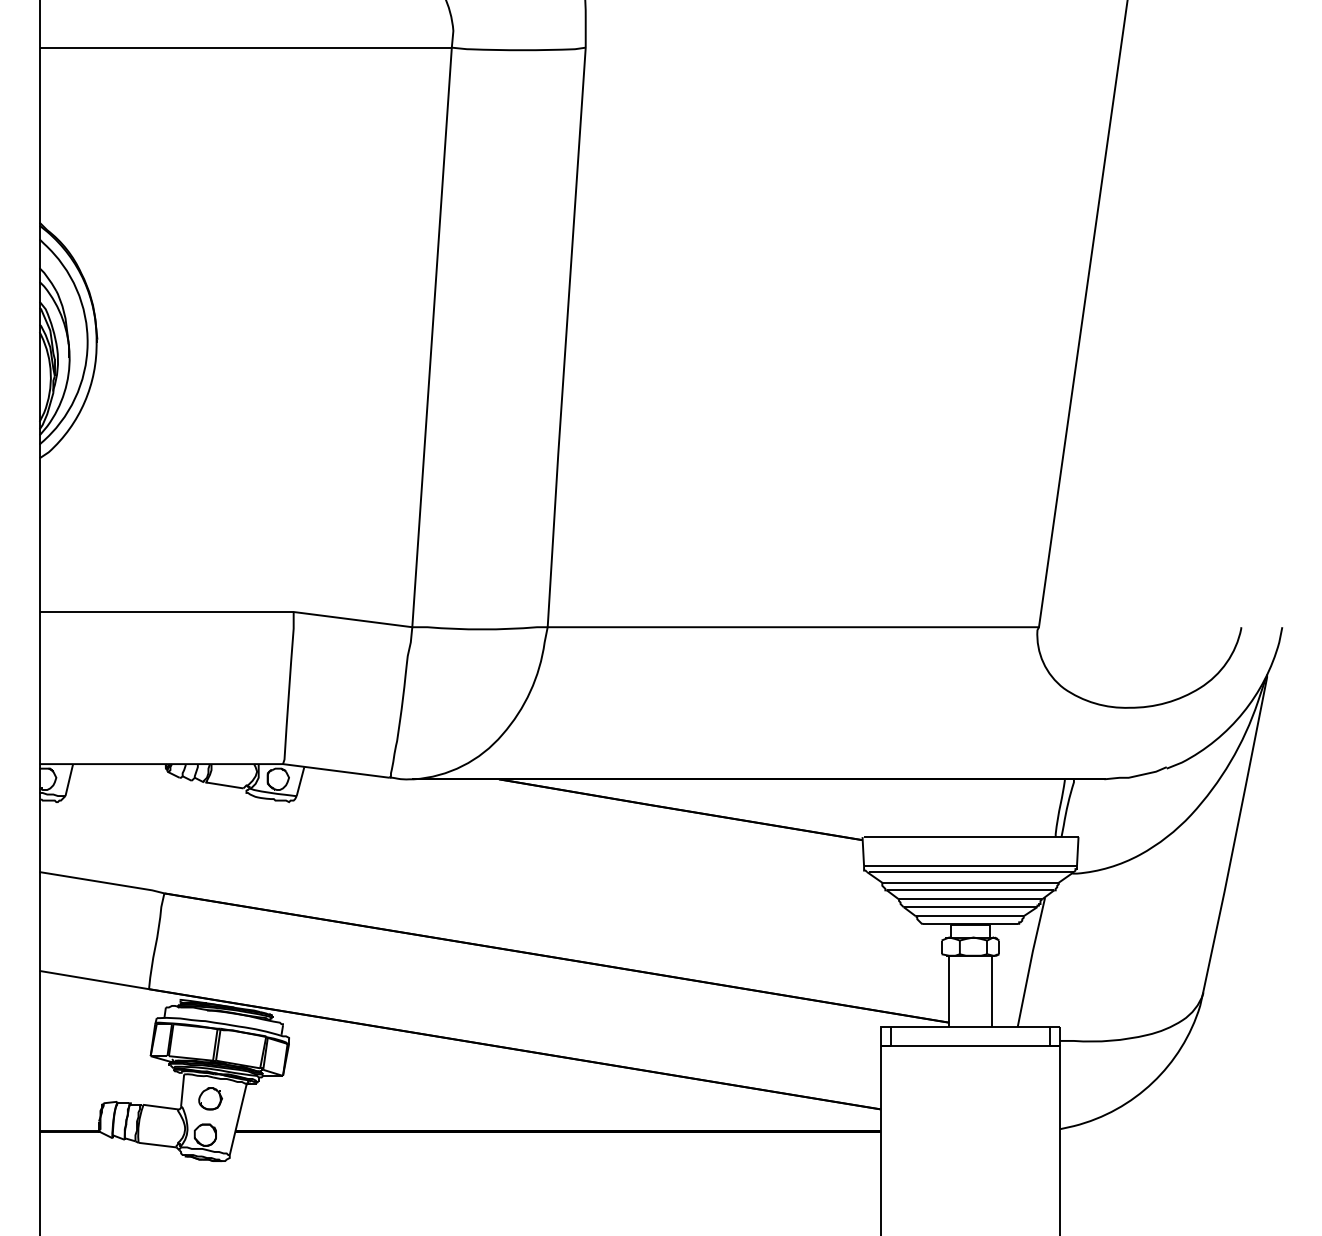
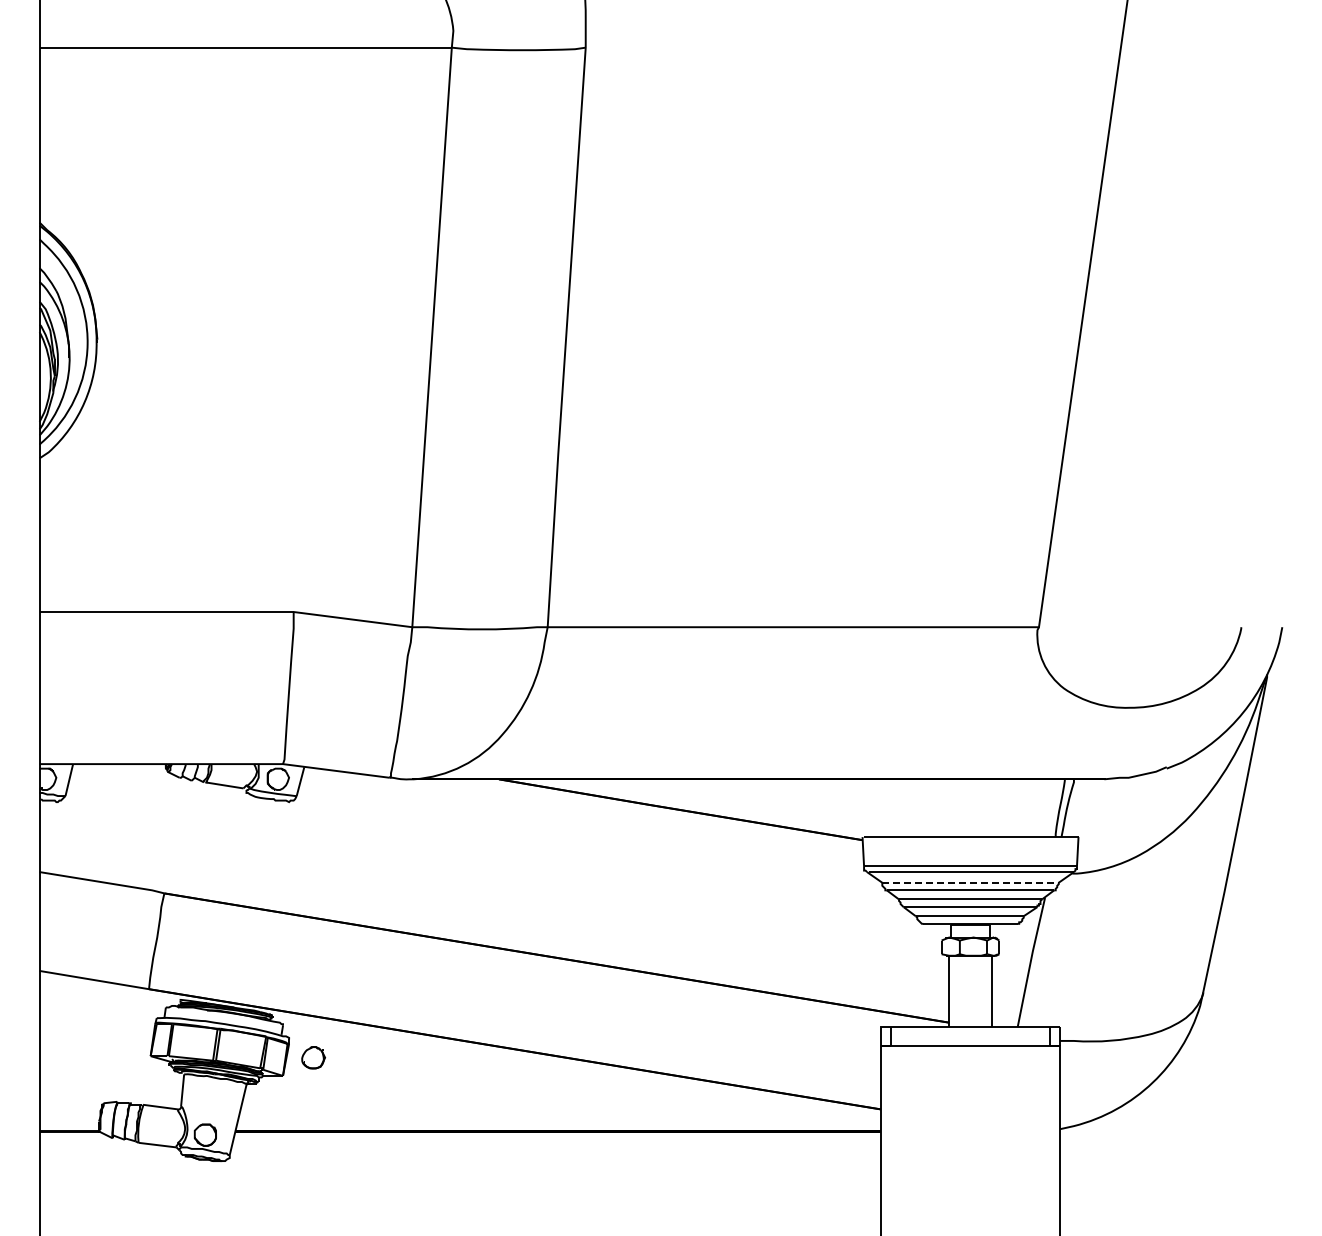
line: solid -> dashed (970, 882)
part position: (210, 1098) -> (313, 1057) (313, 1057)
